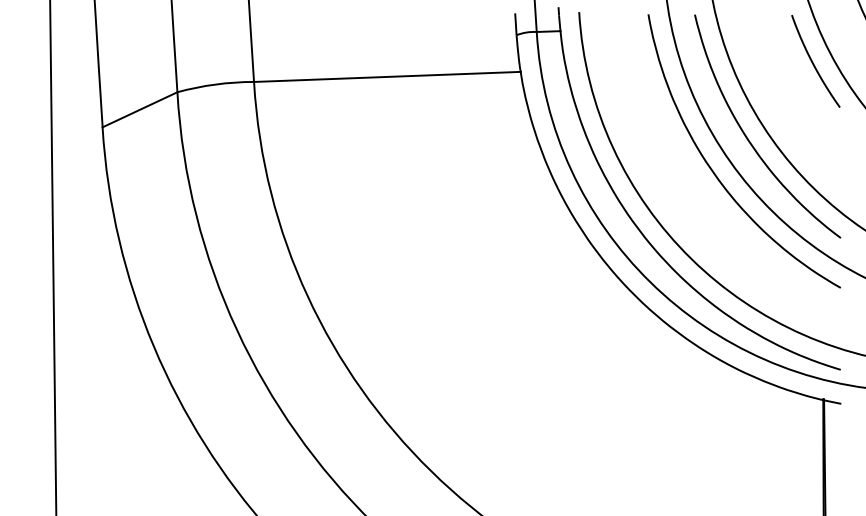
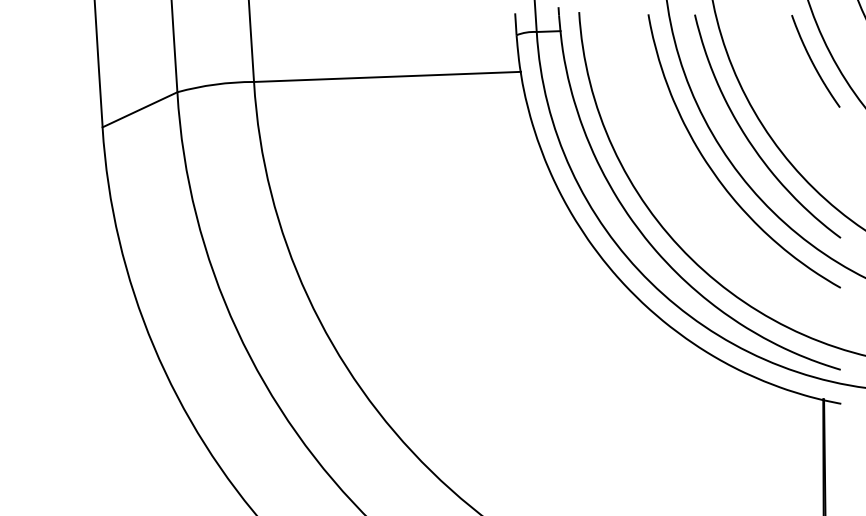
line: present -> none (53, 257)
